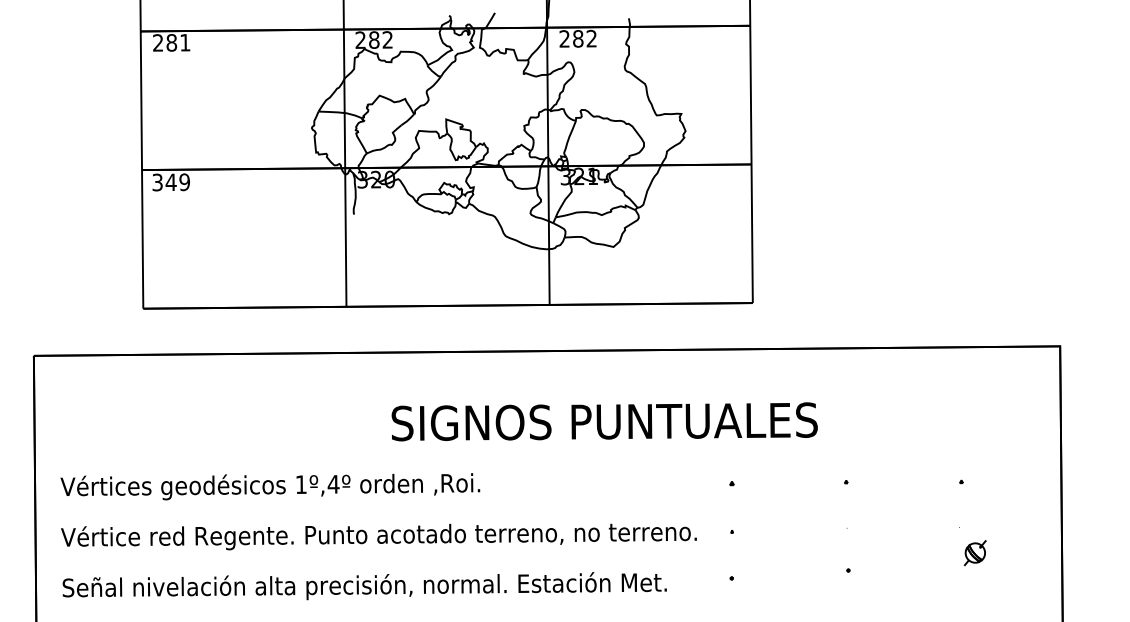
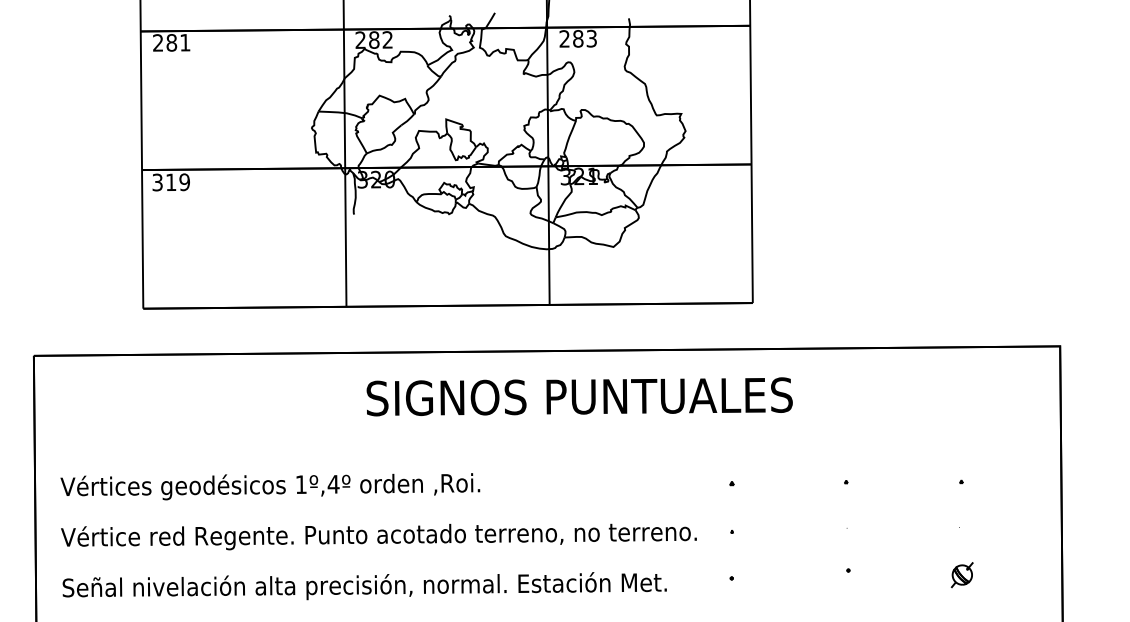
text: 282 -> 283 (591, 38)
text: 349 -> 319 (170, 181)
text position: (604, 421) -> (579, 396) (579, 396)
part position: (974, 553) -> (961, 575) (961, 575)
